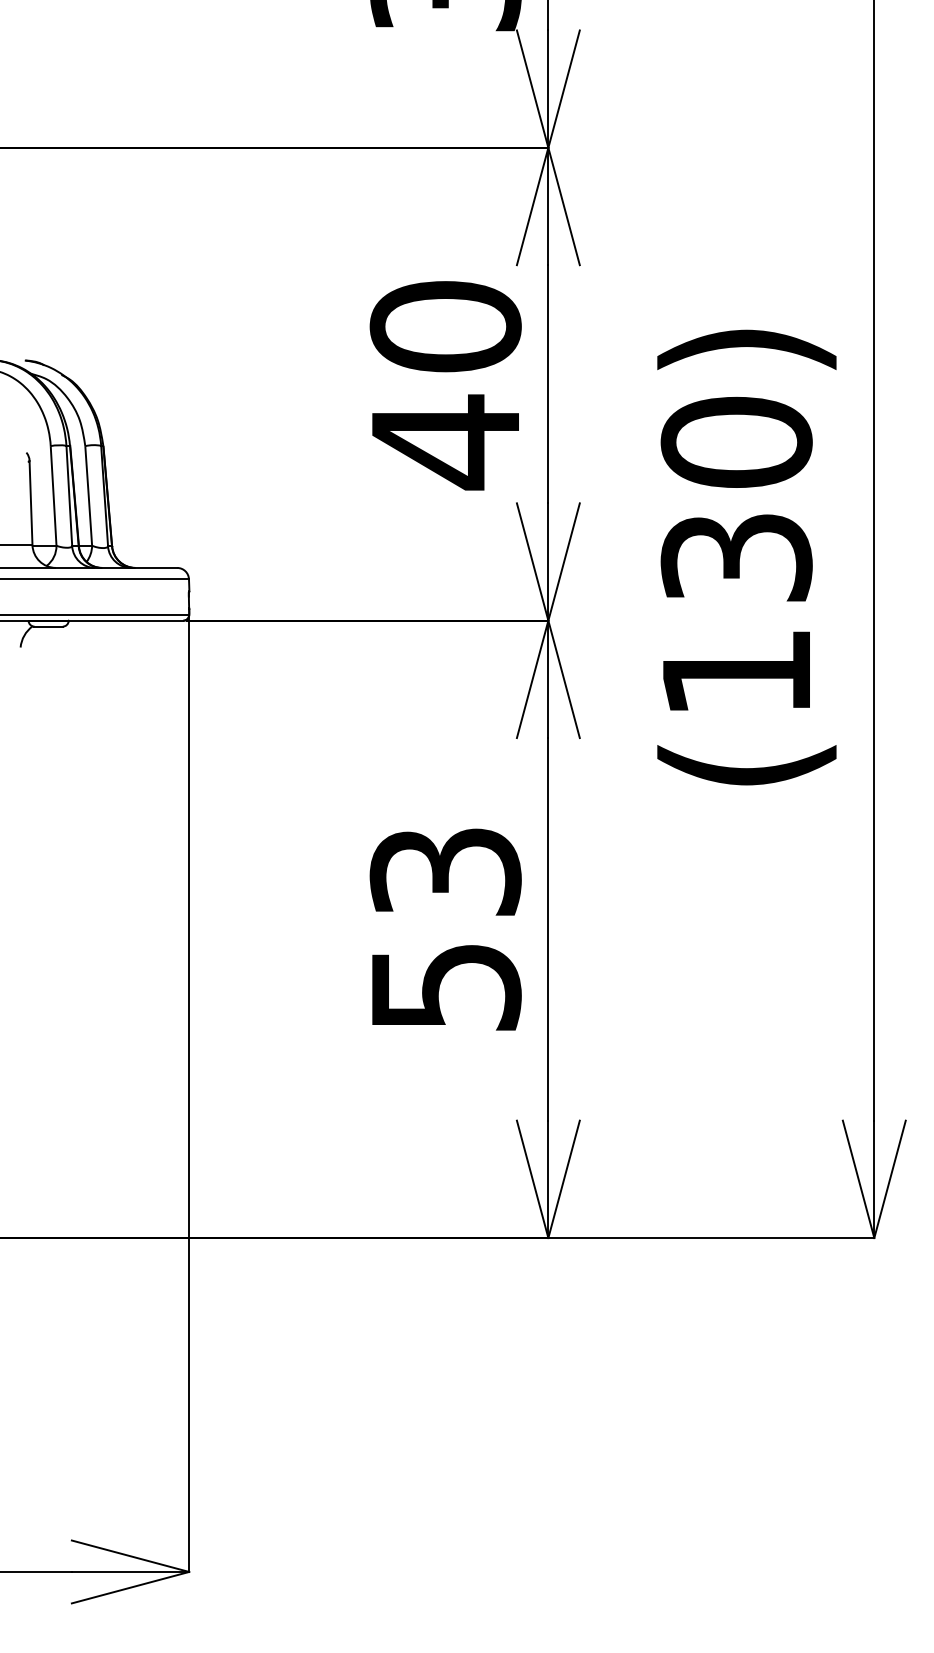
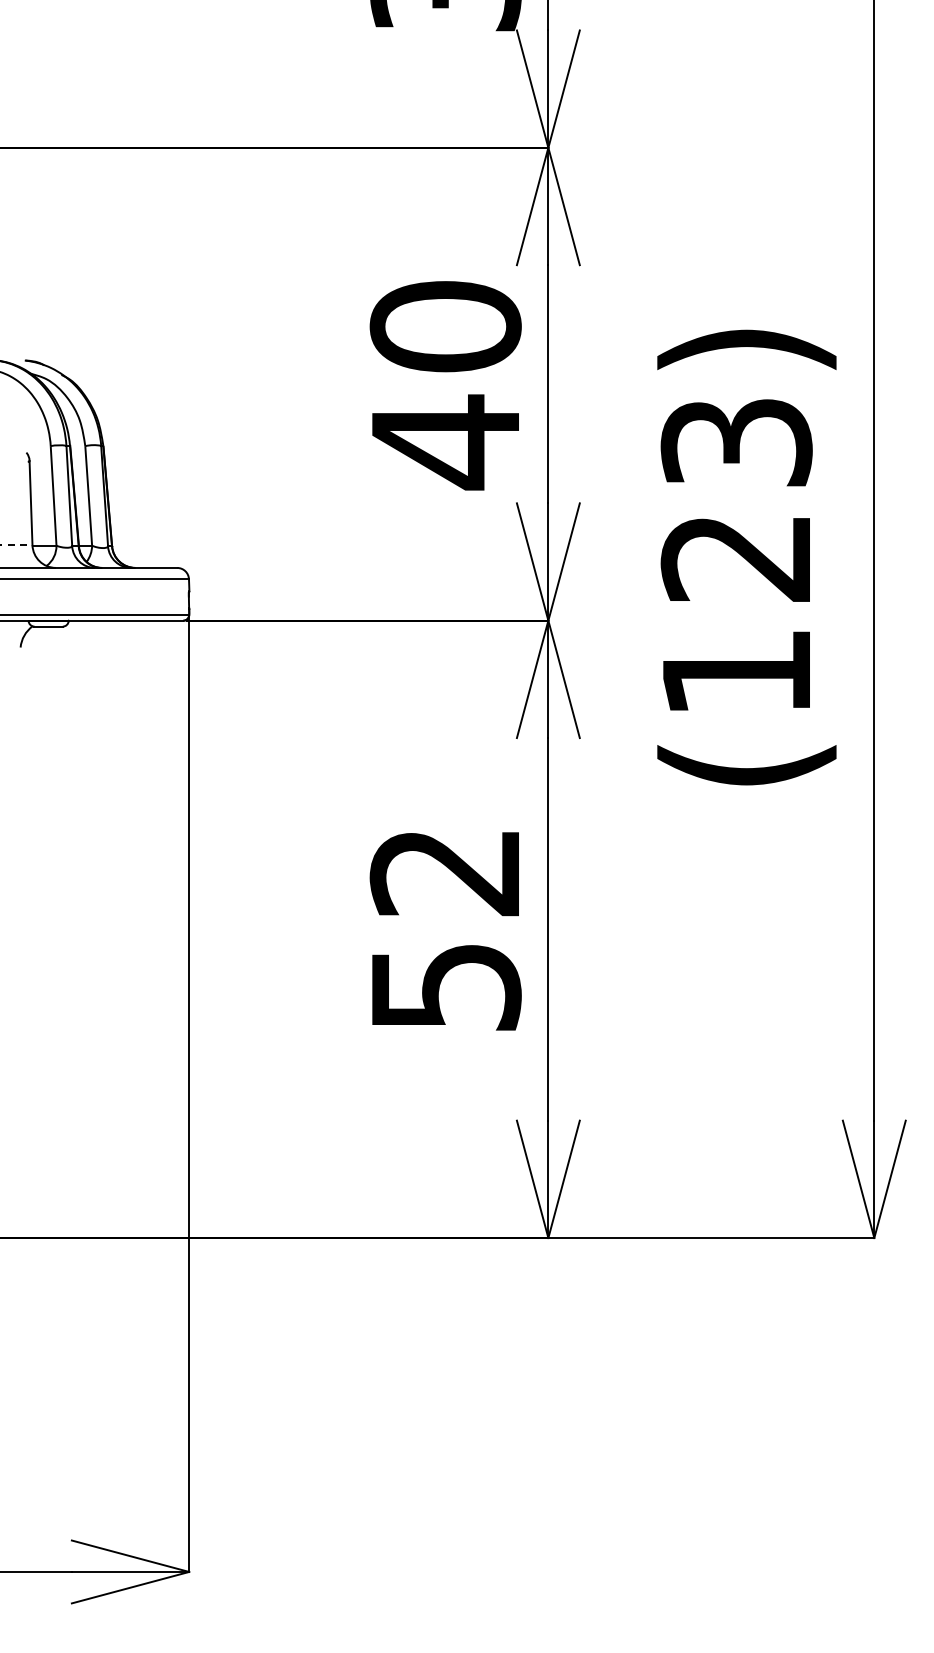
text: (130) -> (123) (736, 498)
line: solid -> dashed (16, 545)
text: 53 -> 52 (445, 872)
